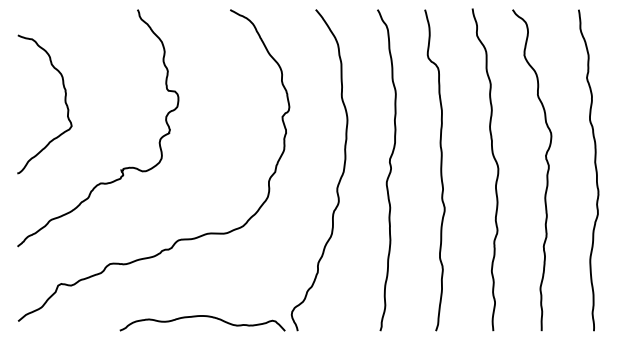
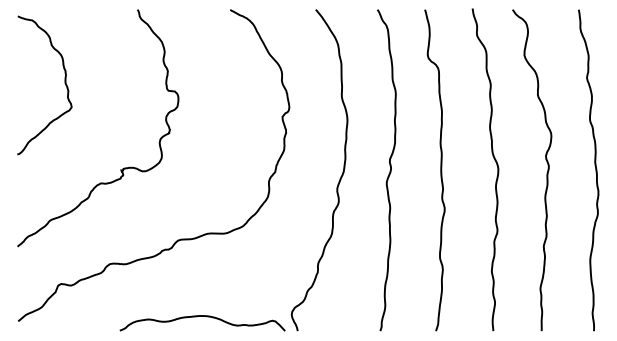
curve position: (64, 102) -> (64, 83) (64, 83)
